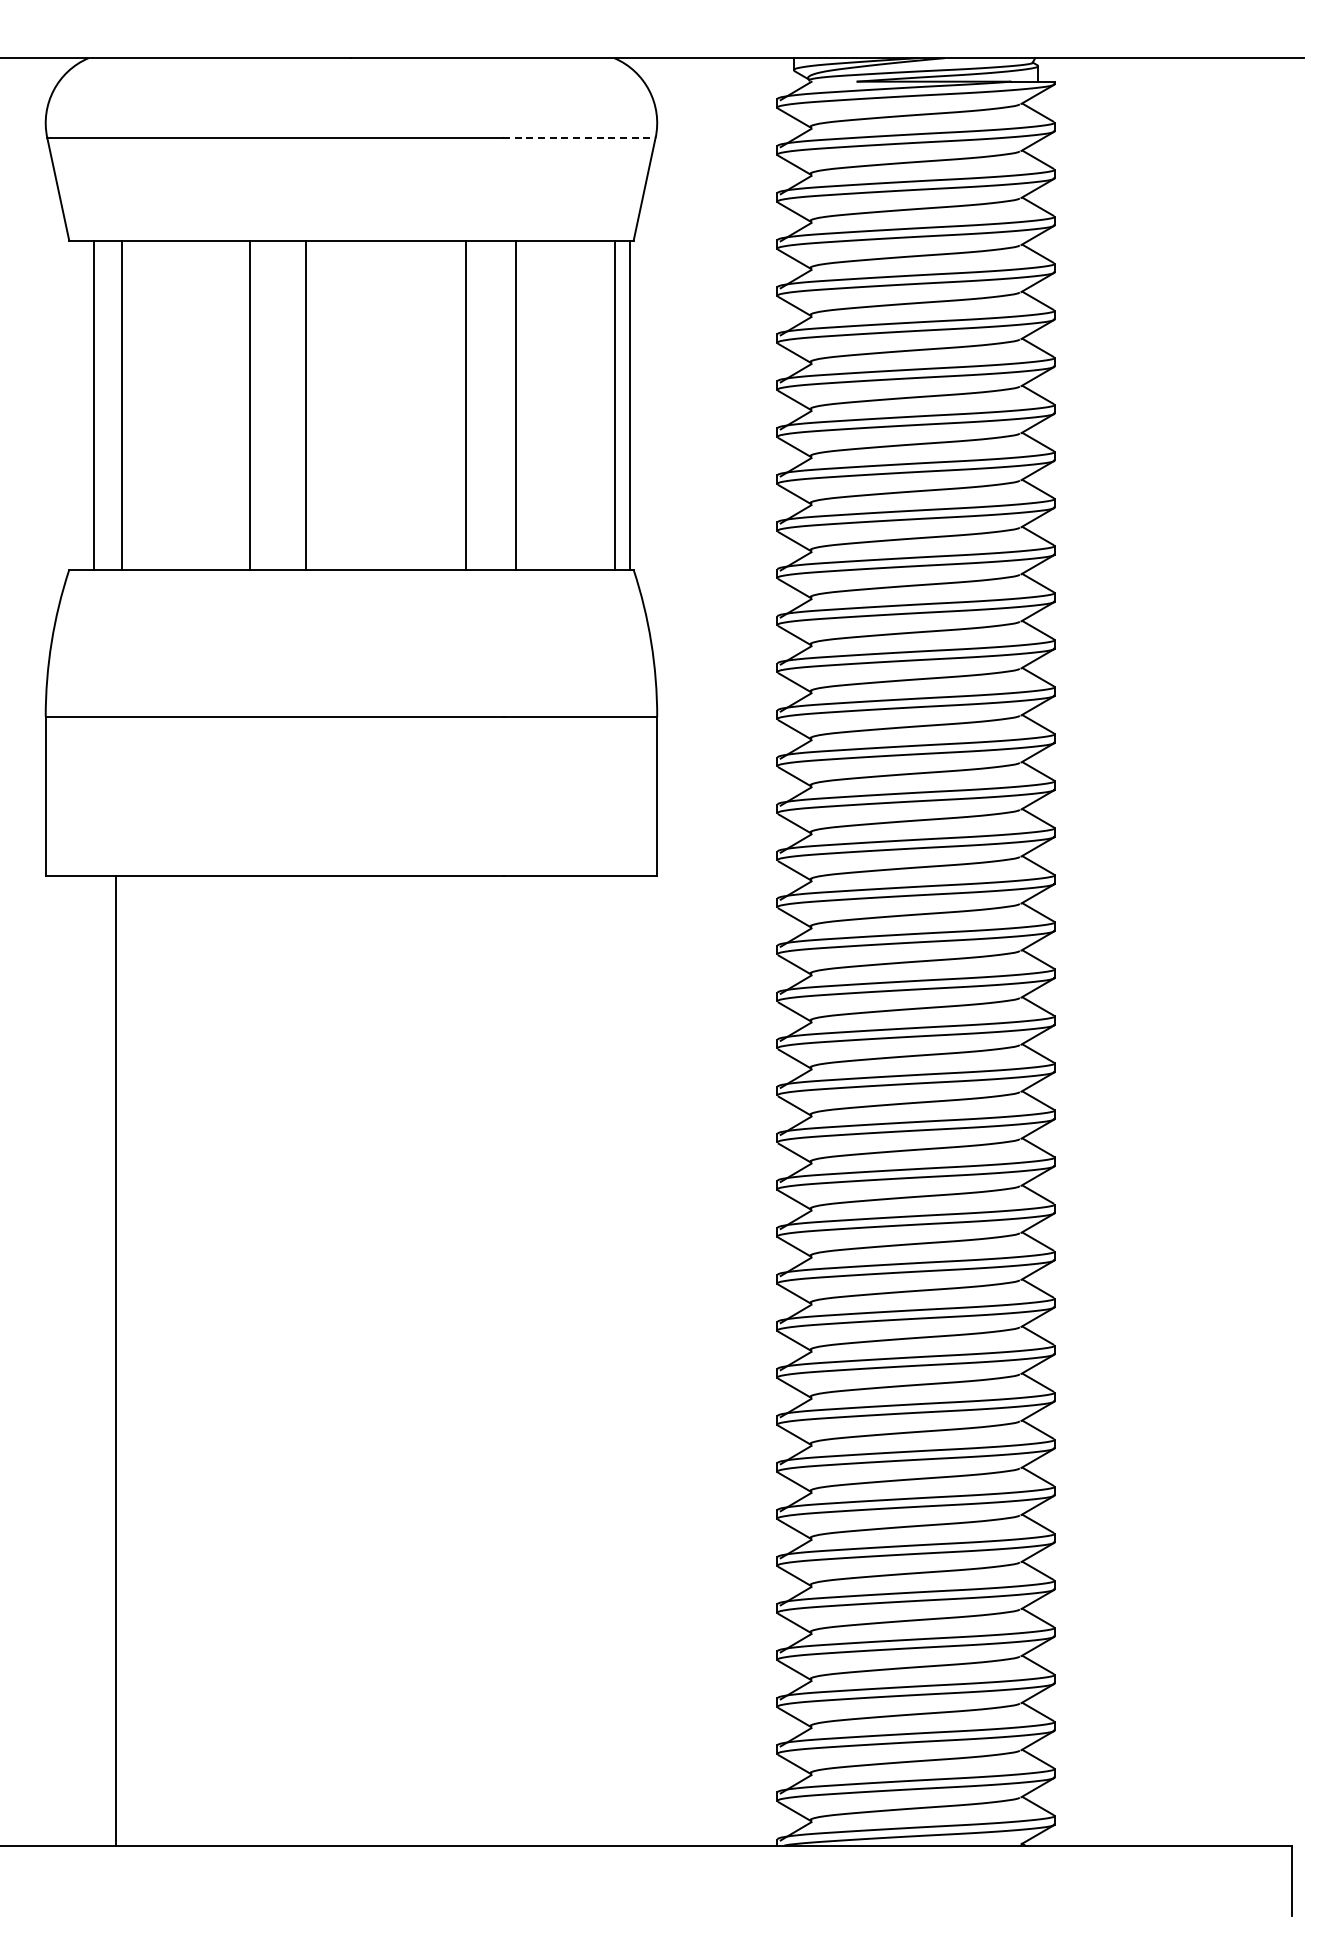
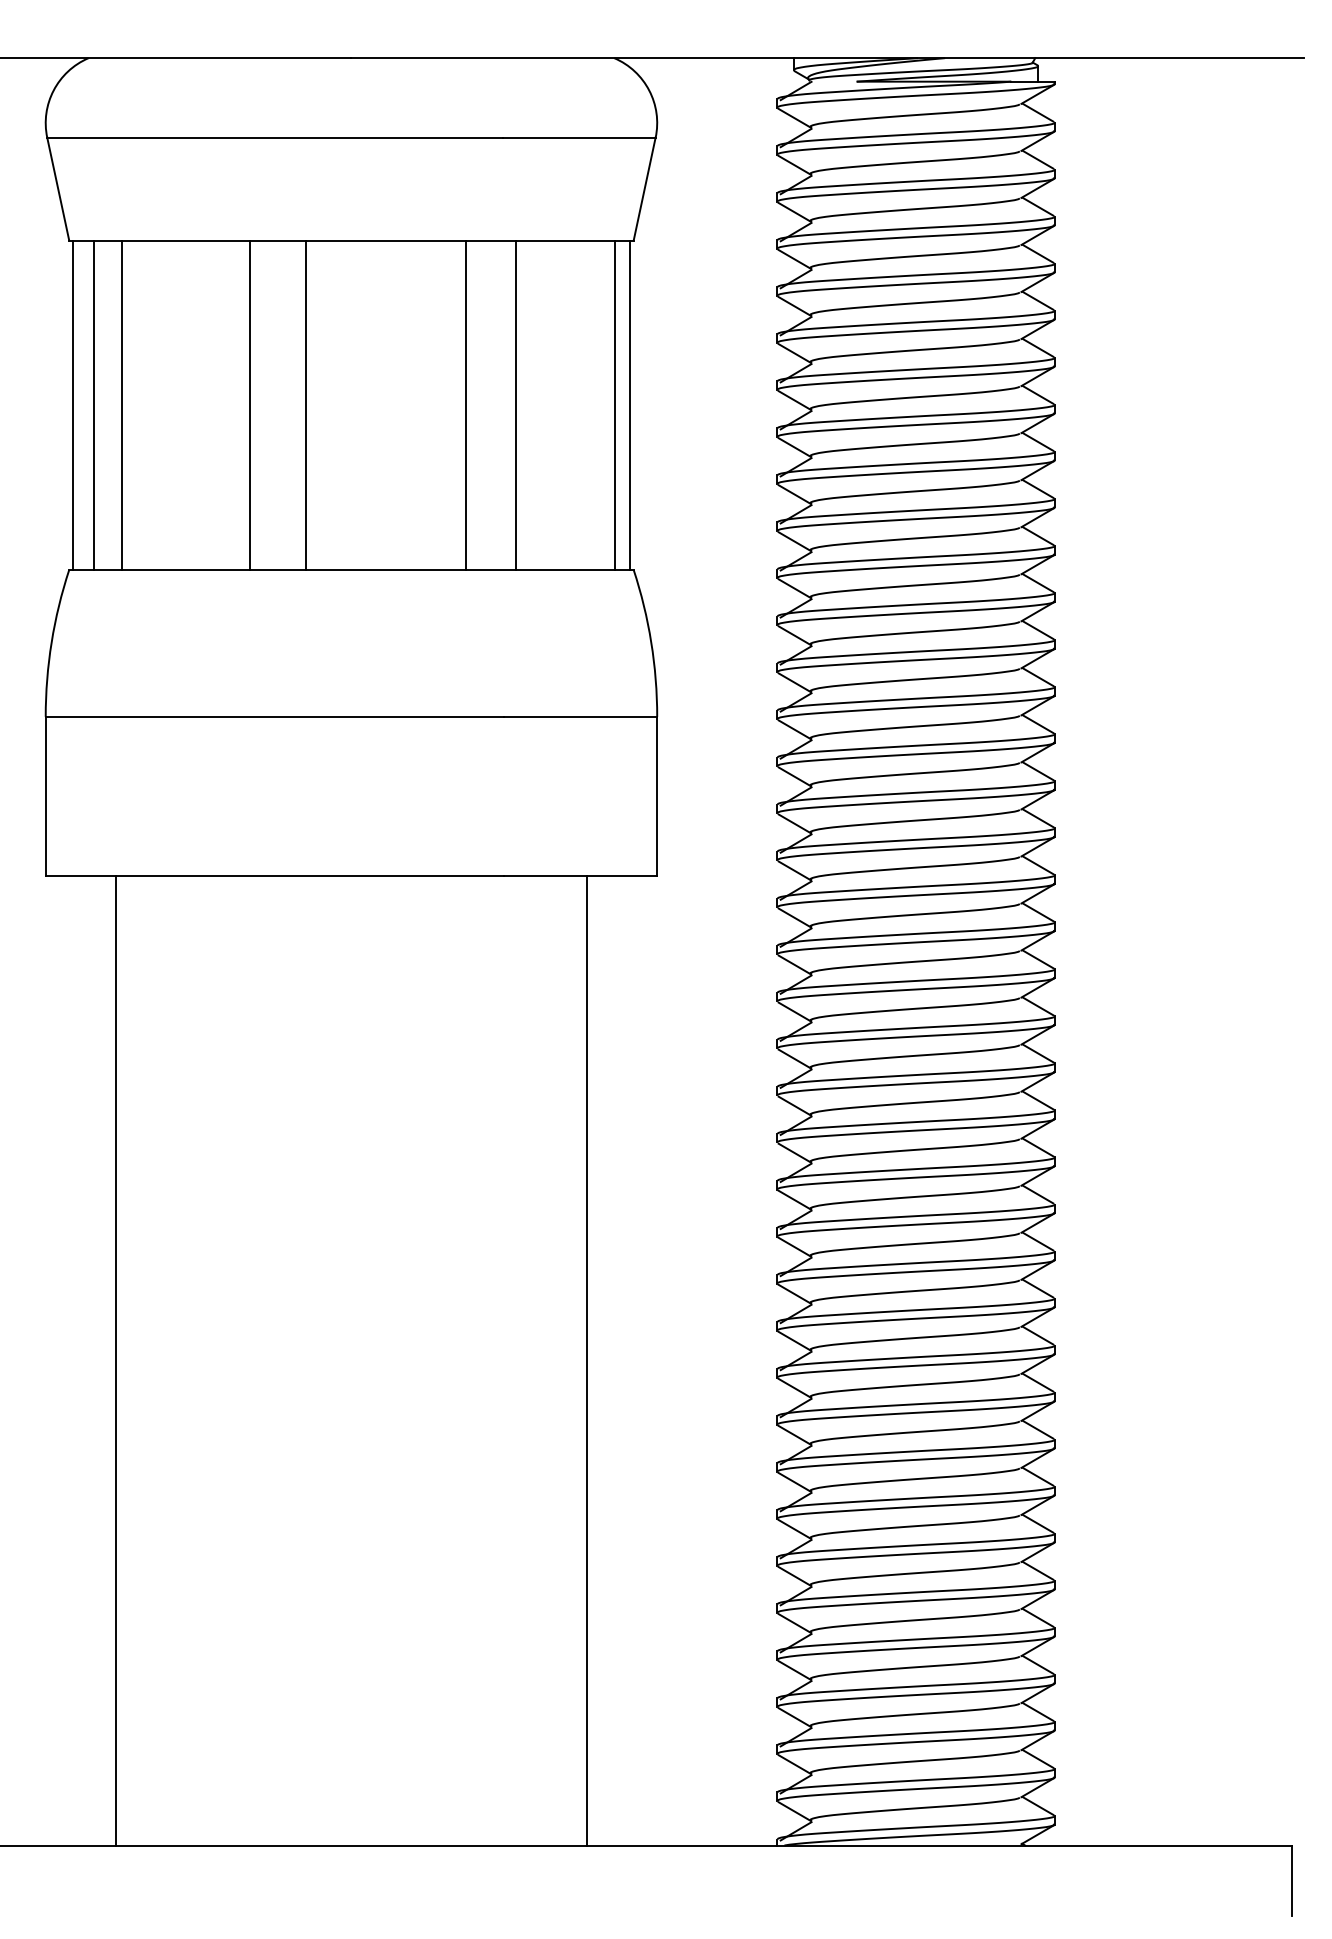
line: dashed -> solid (579, 137)
line: none -> present (72, 404)
line: none -> present (586, 1360)
